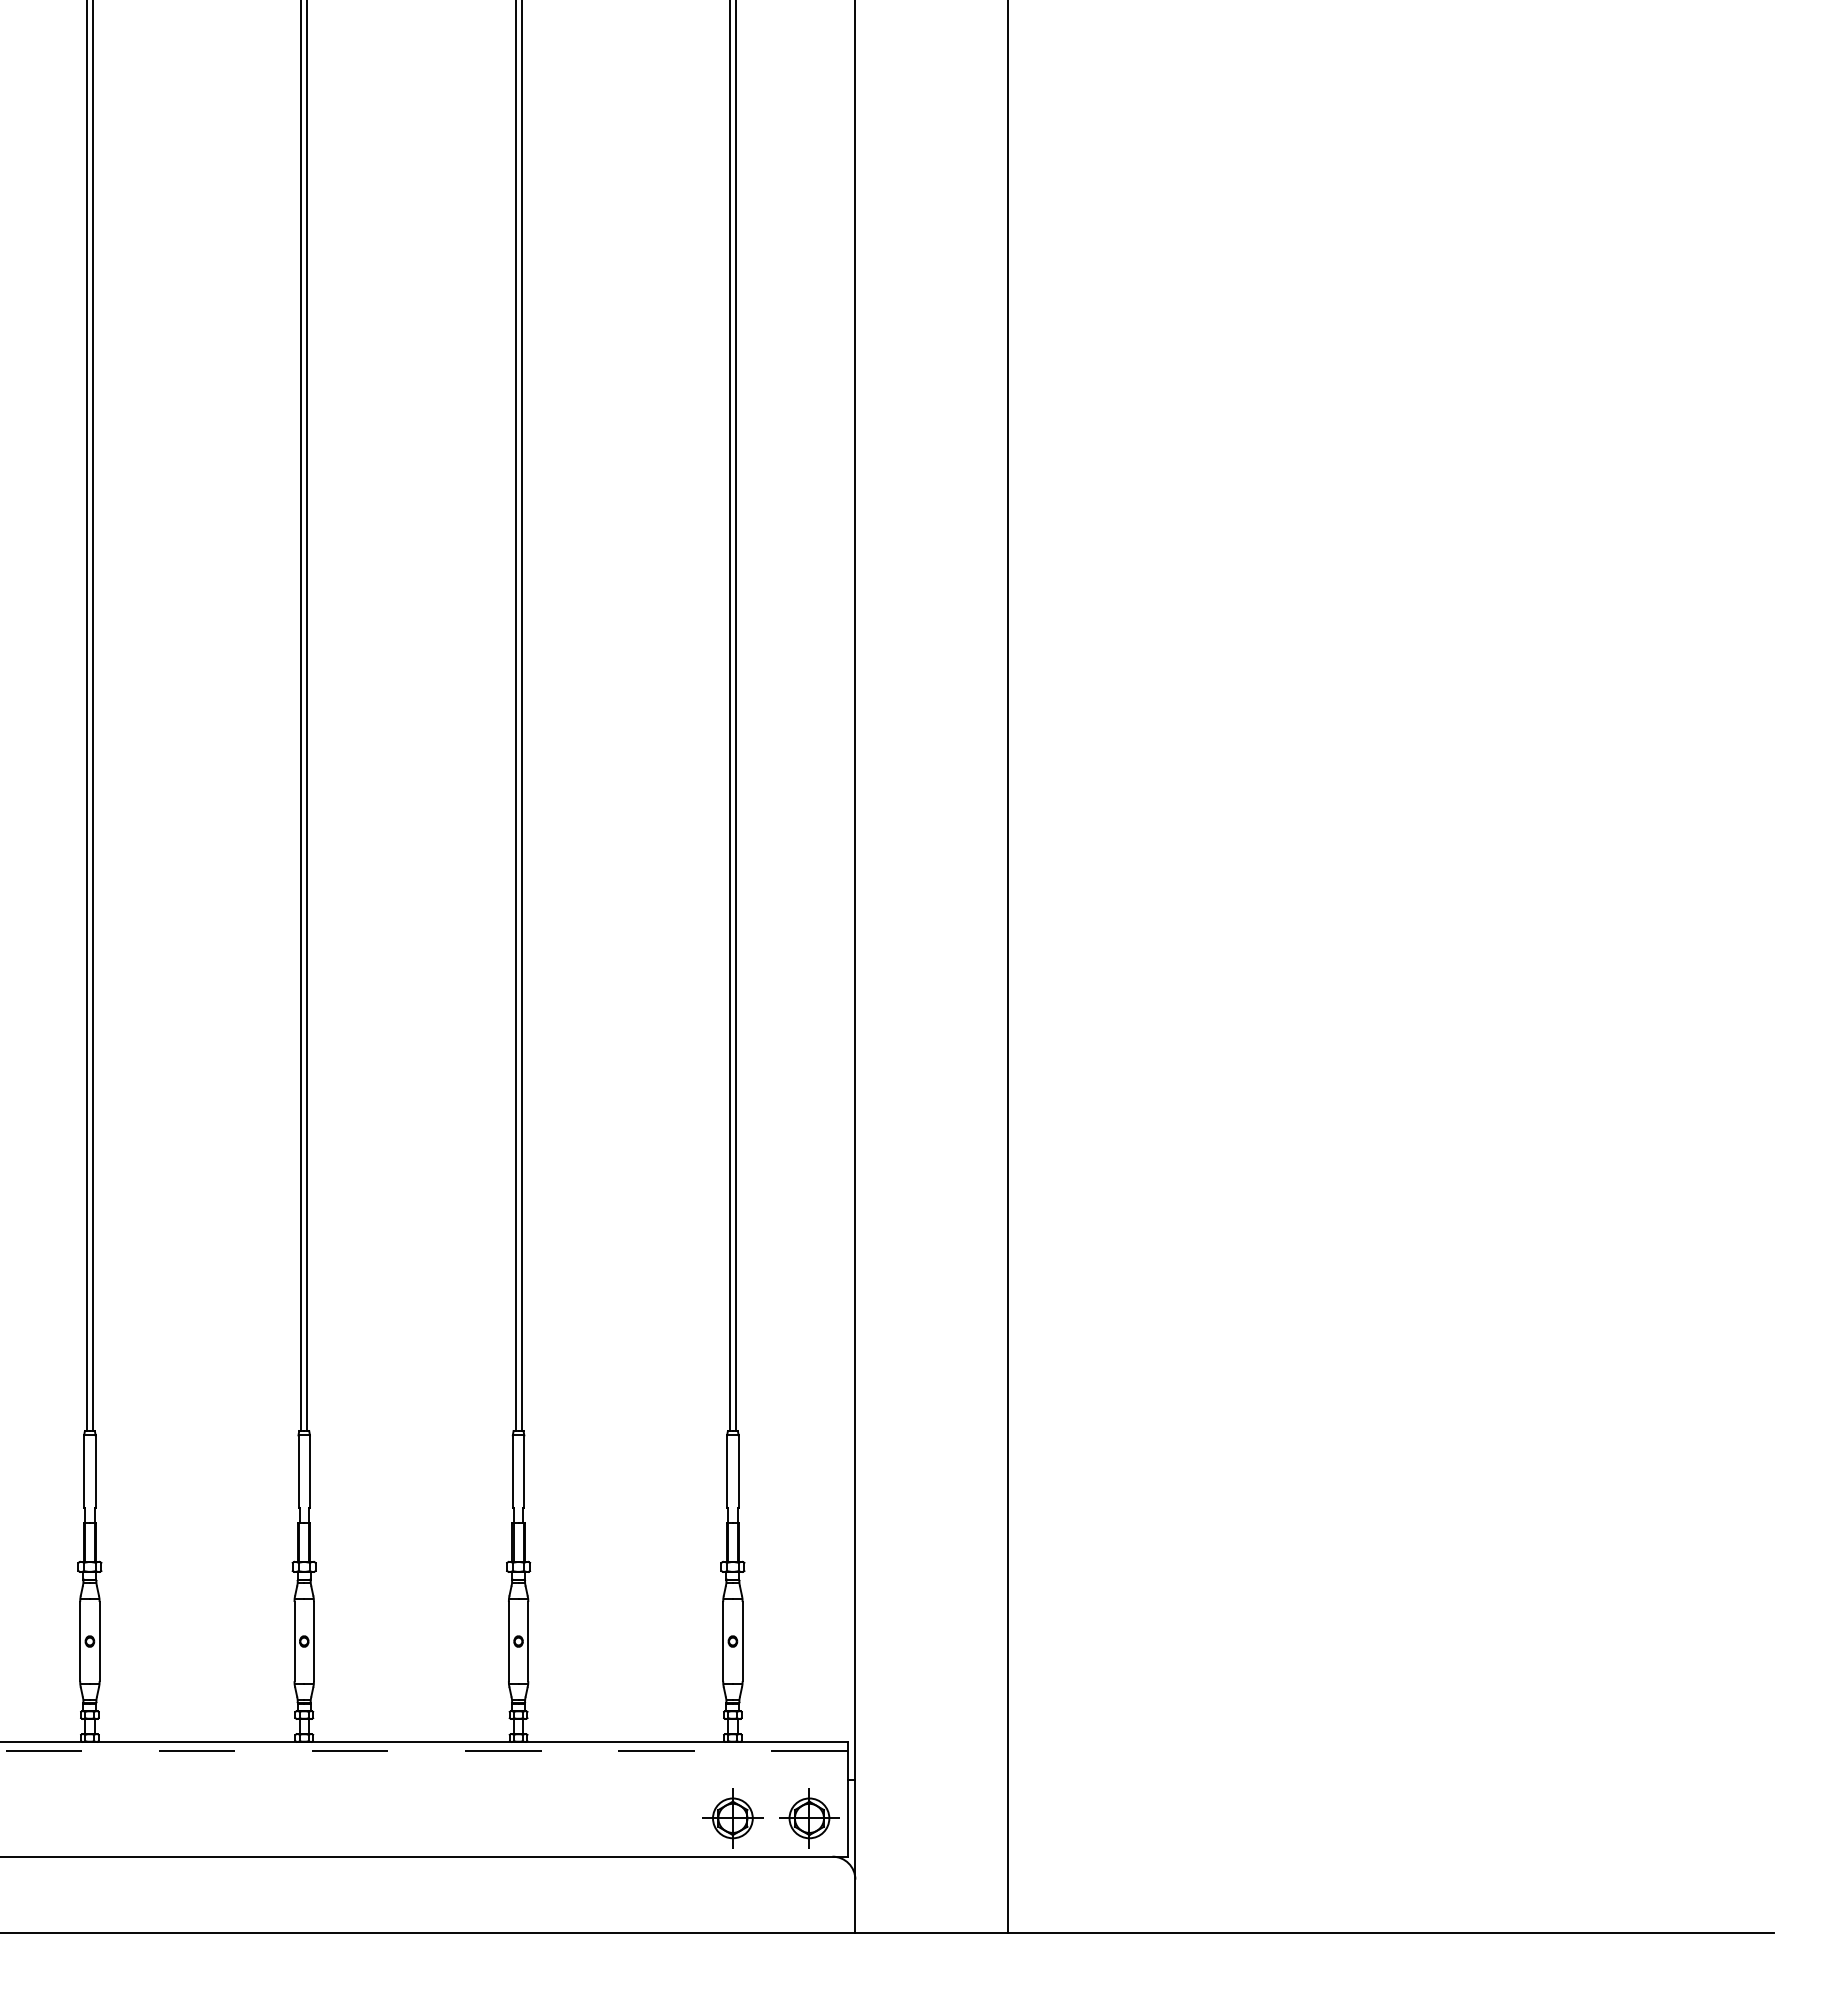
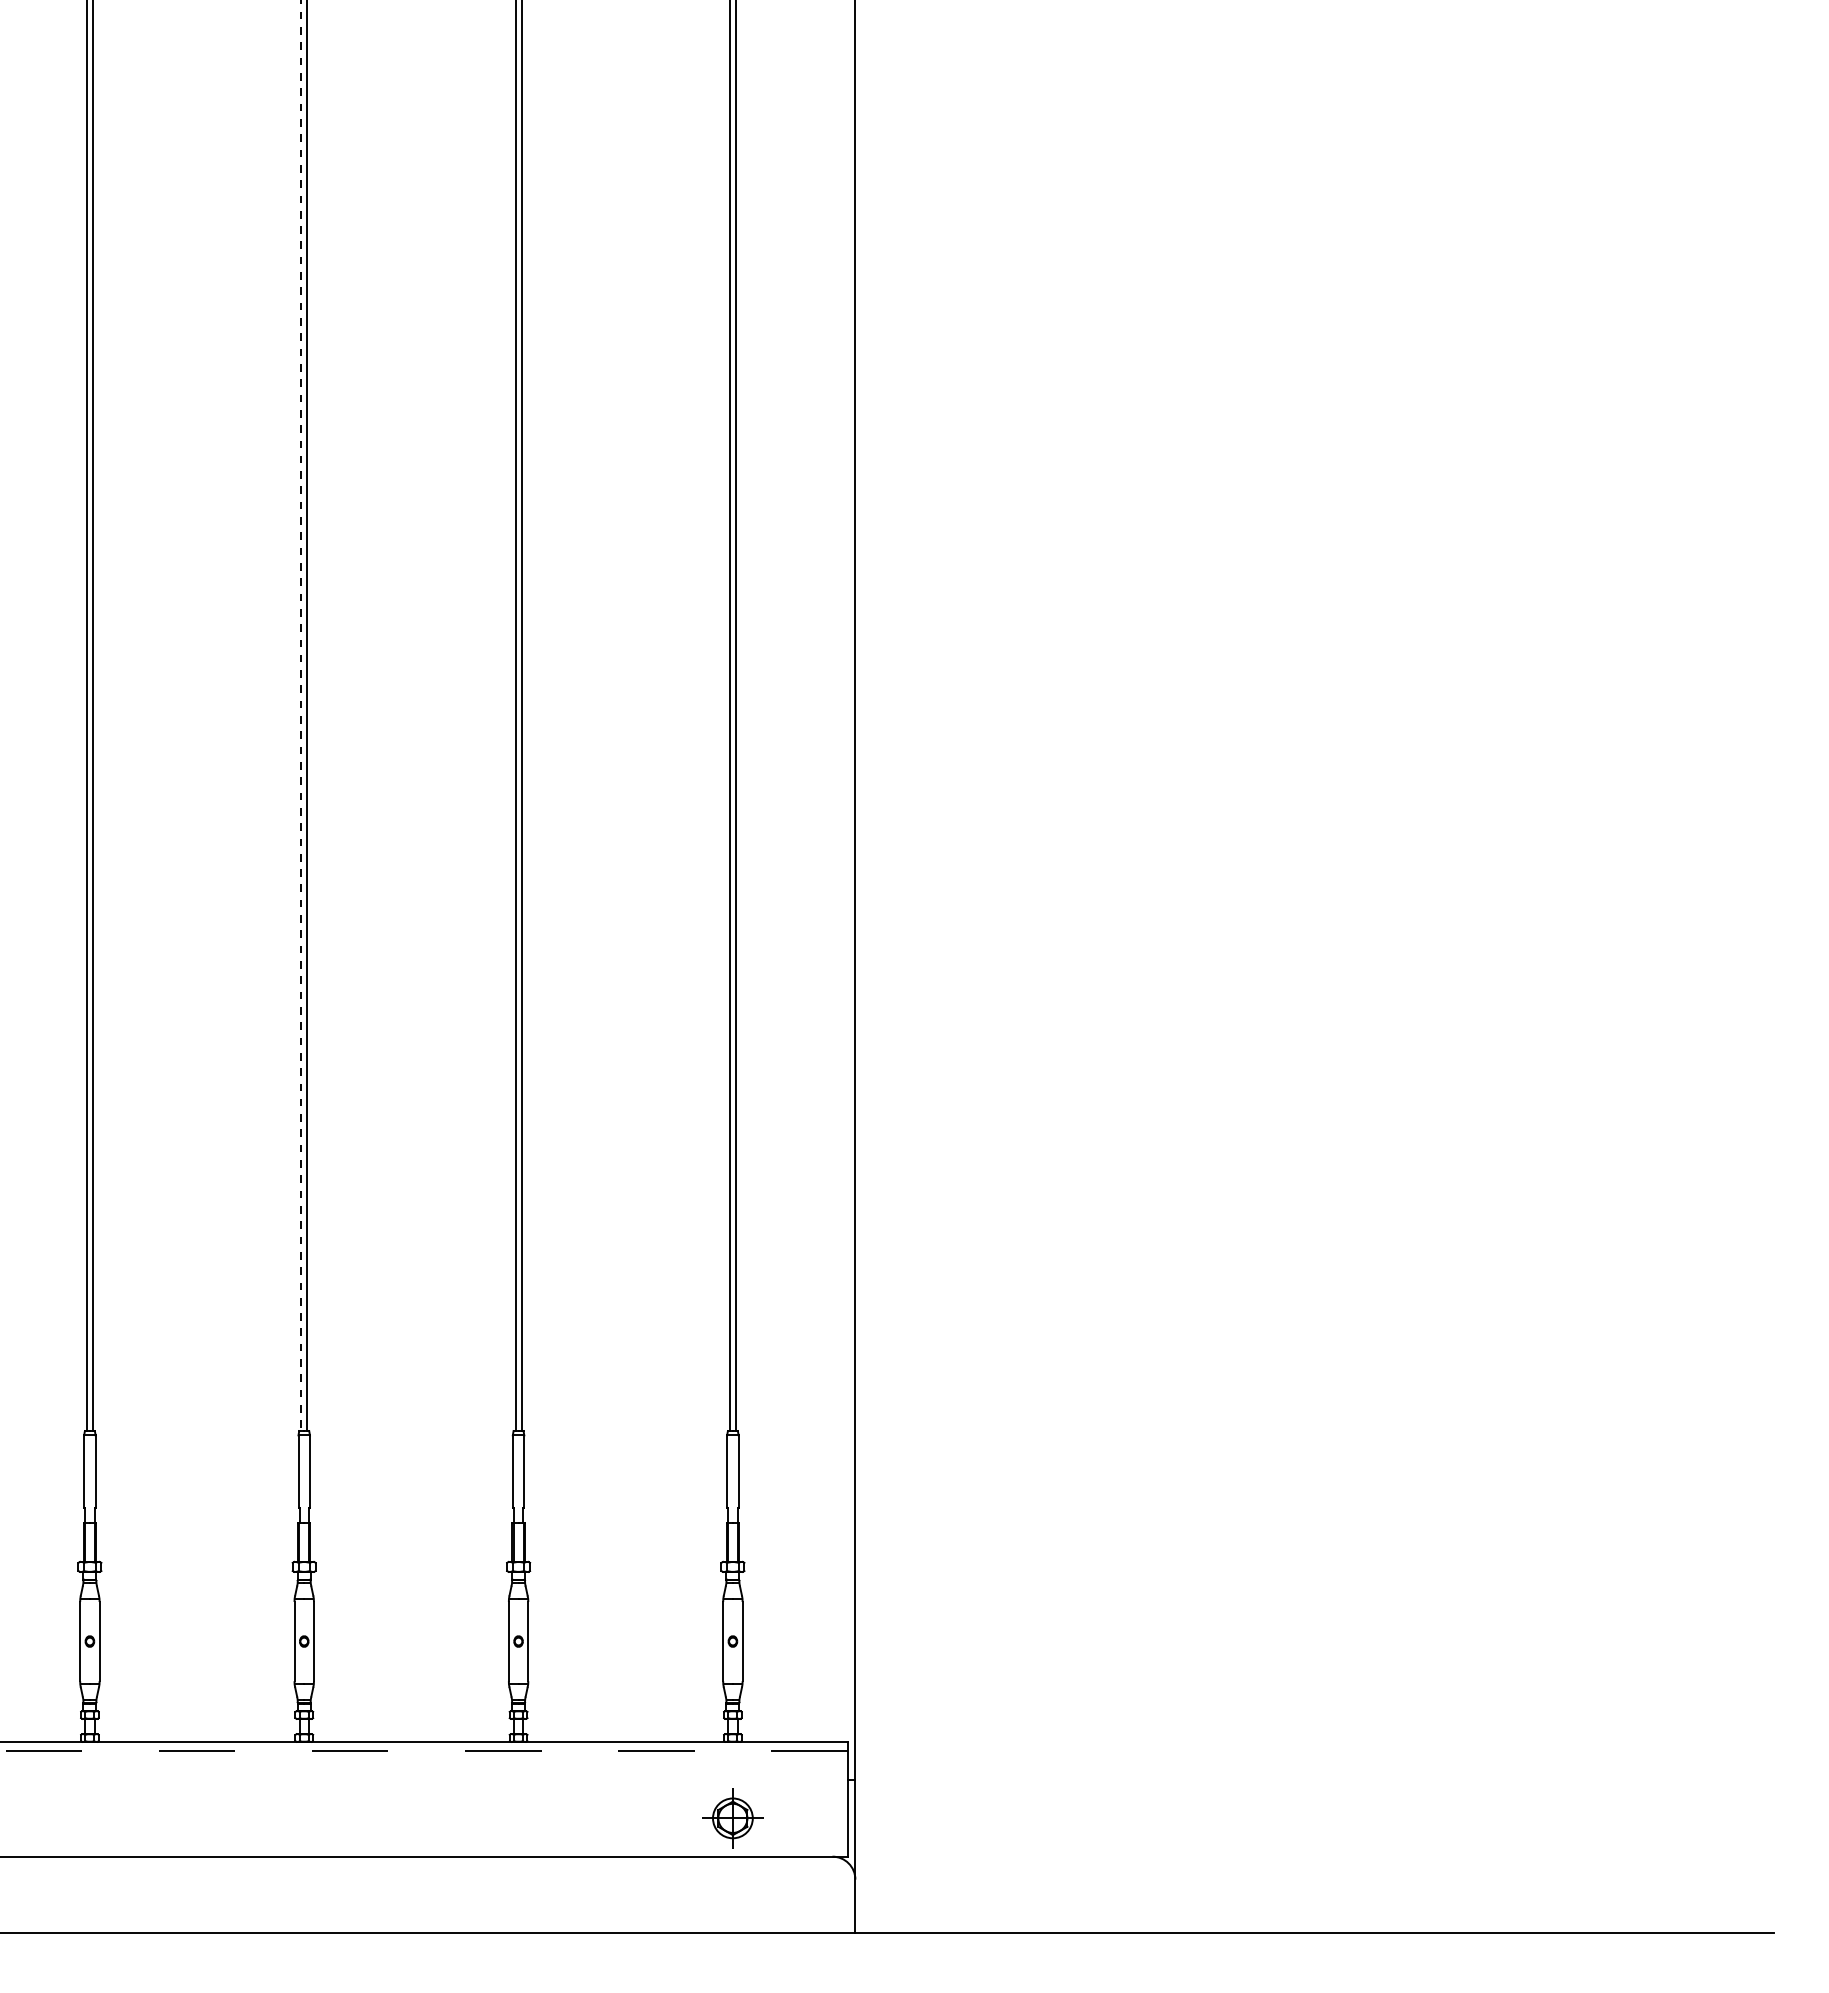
line: solid -> dashed (301, 716)
line: present -> none (1008, 967)
part: present -> none (809, 1818)
